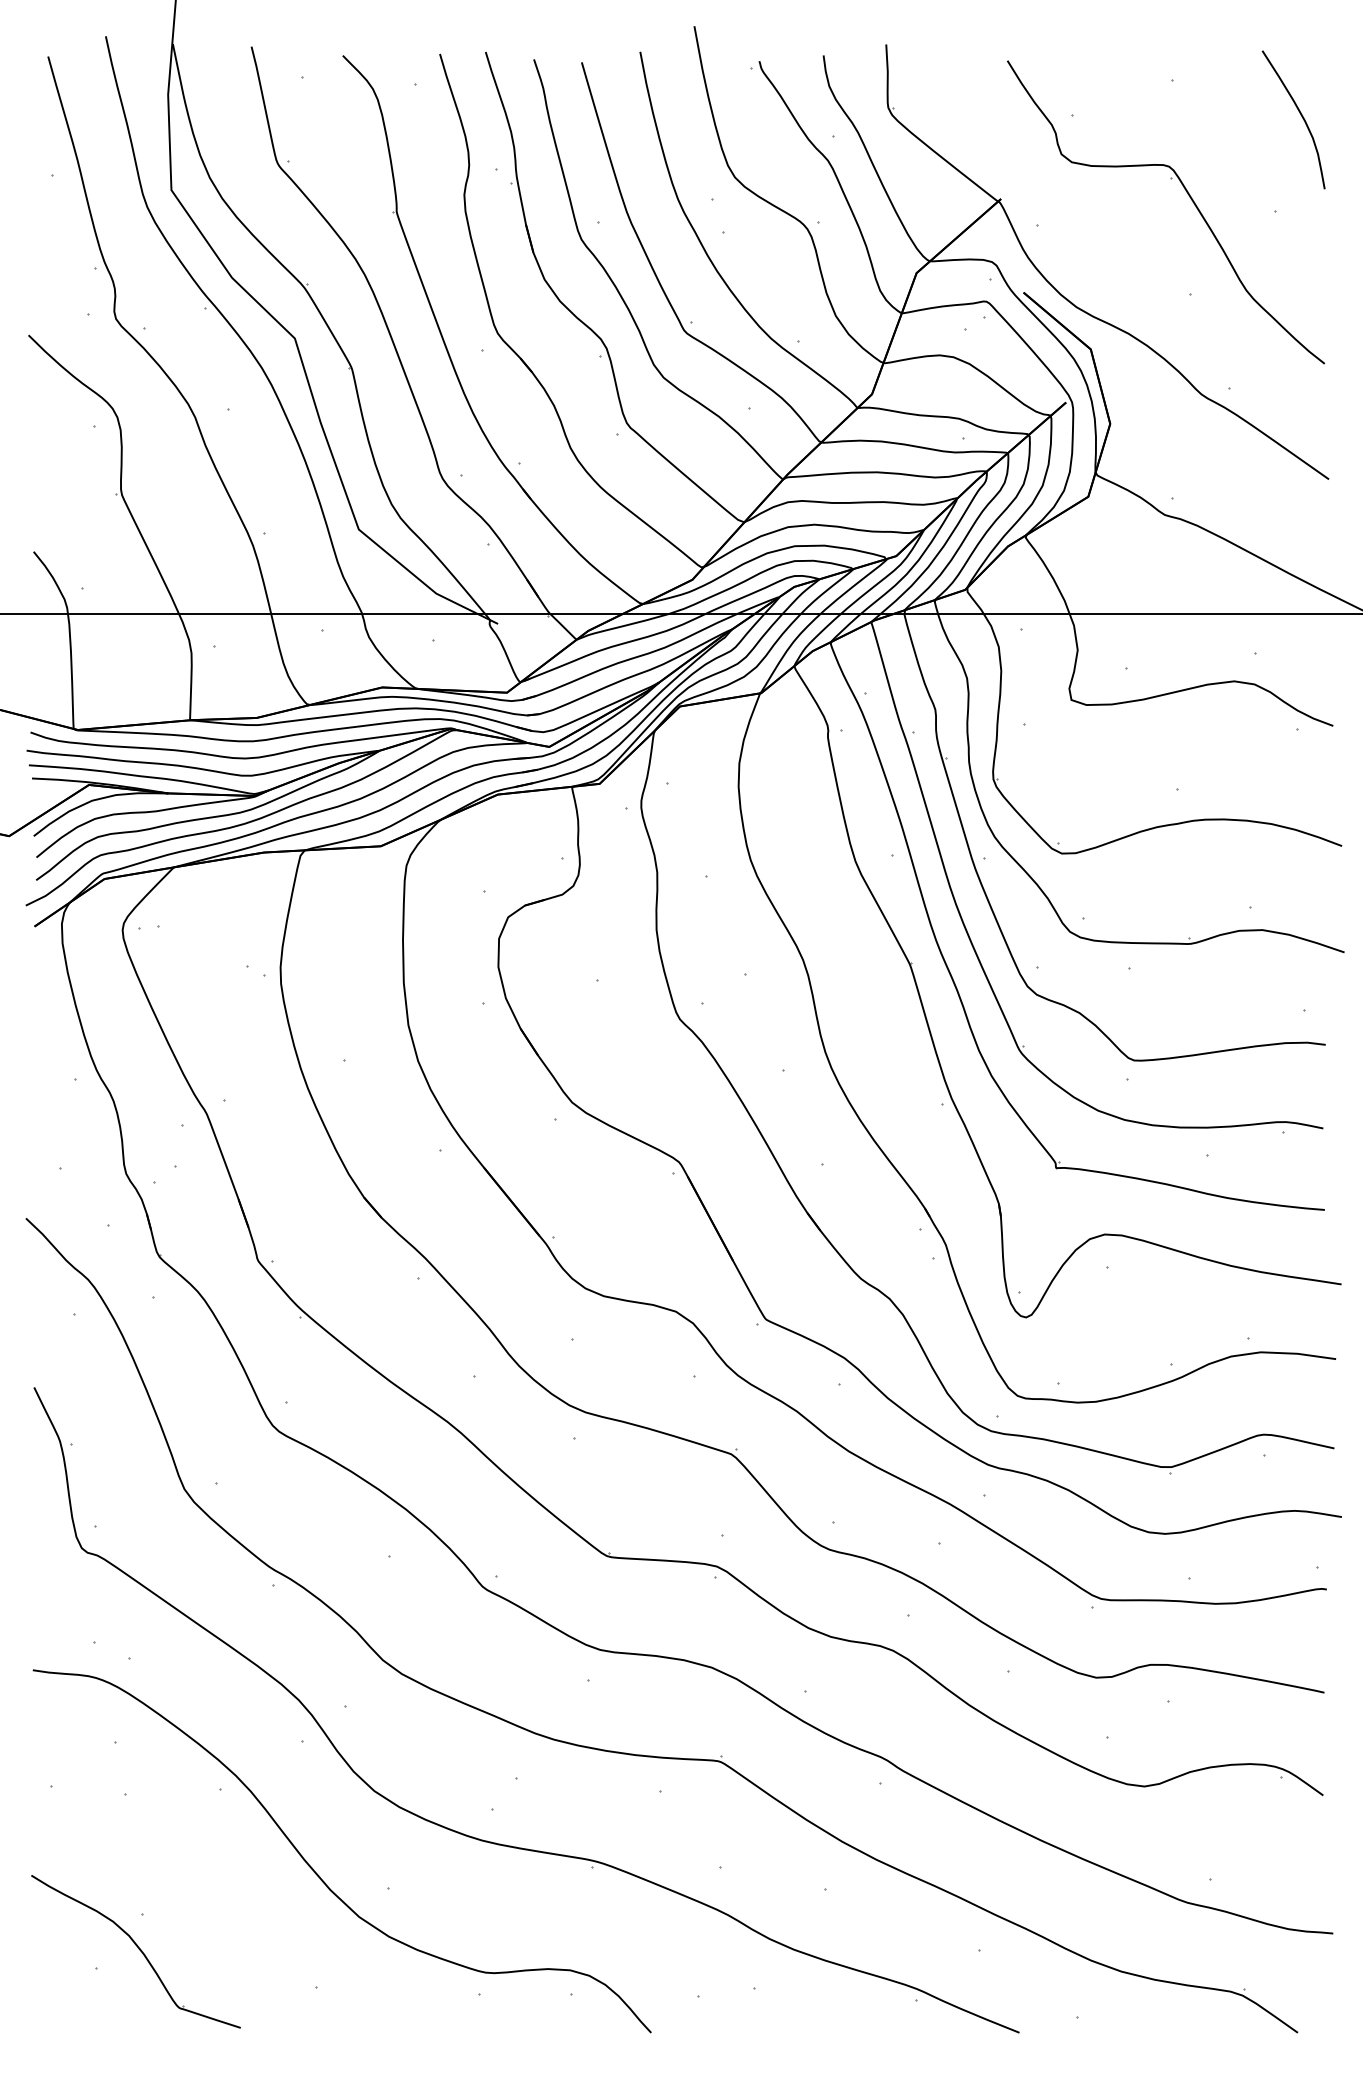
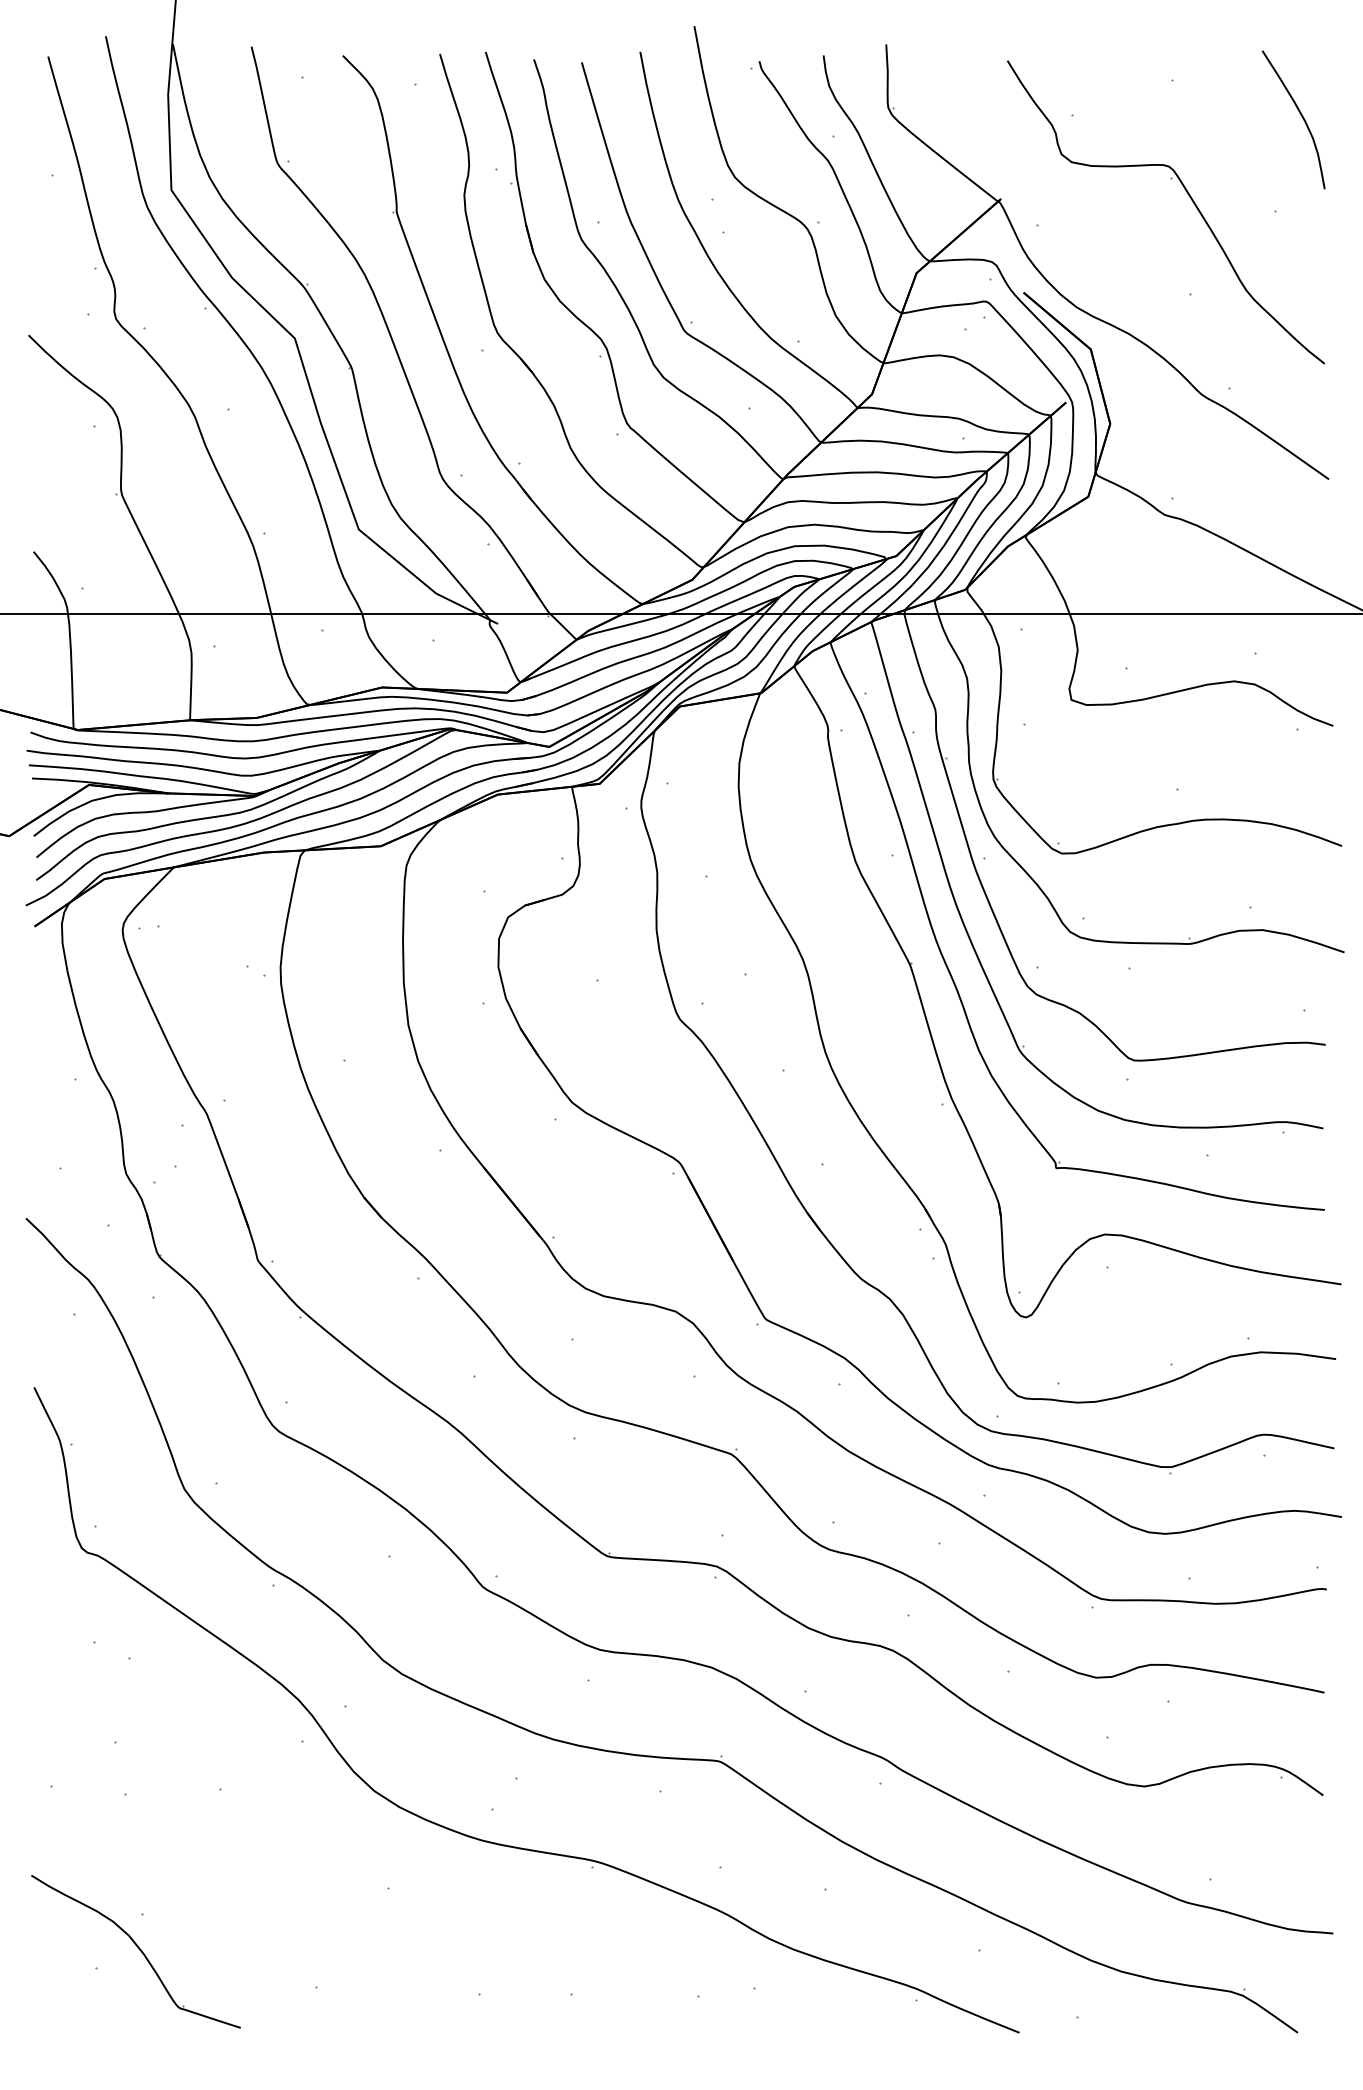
curve: present -> none (318, 1874)
